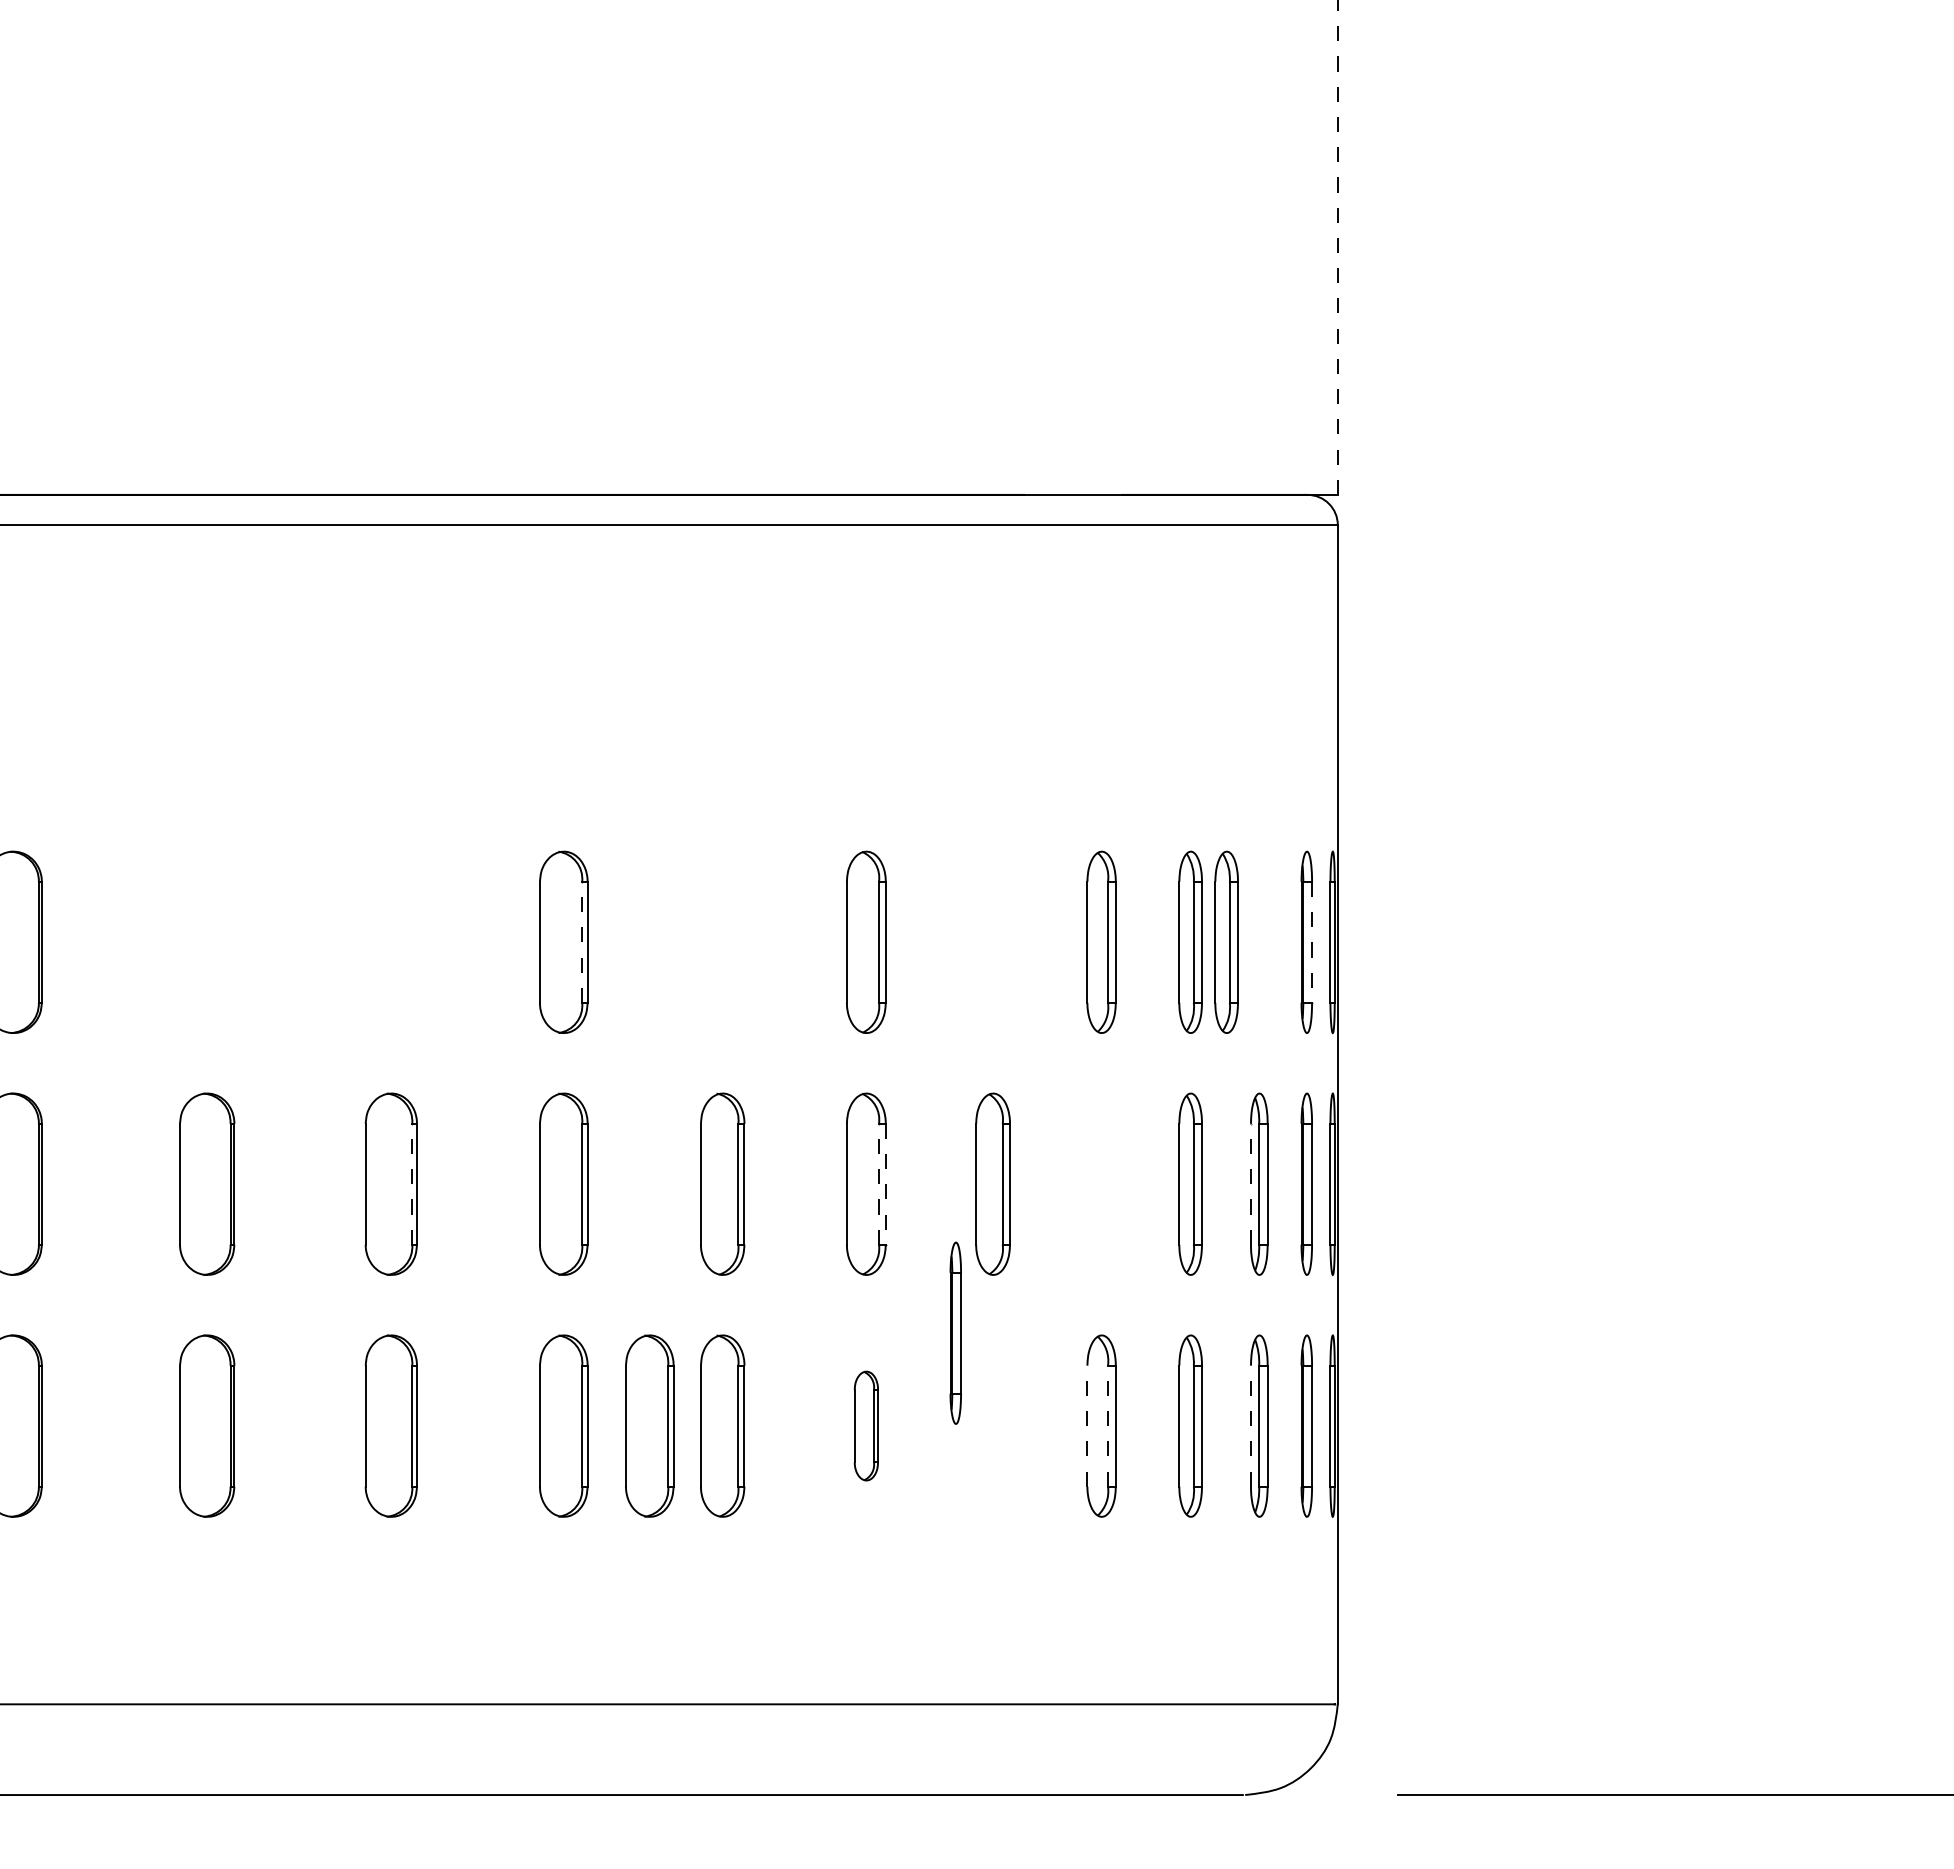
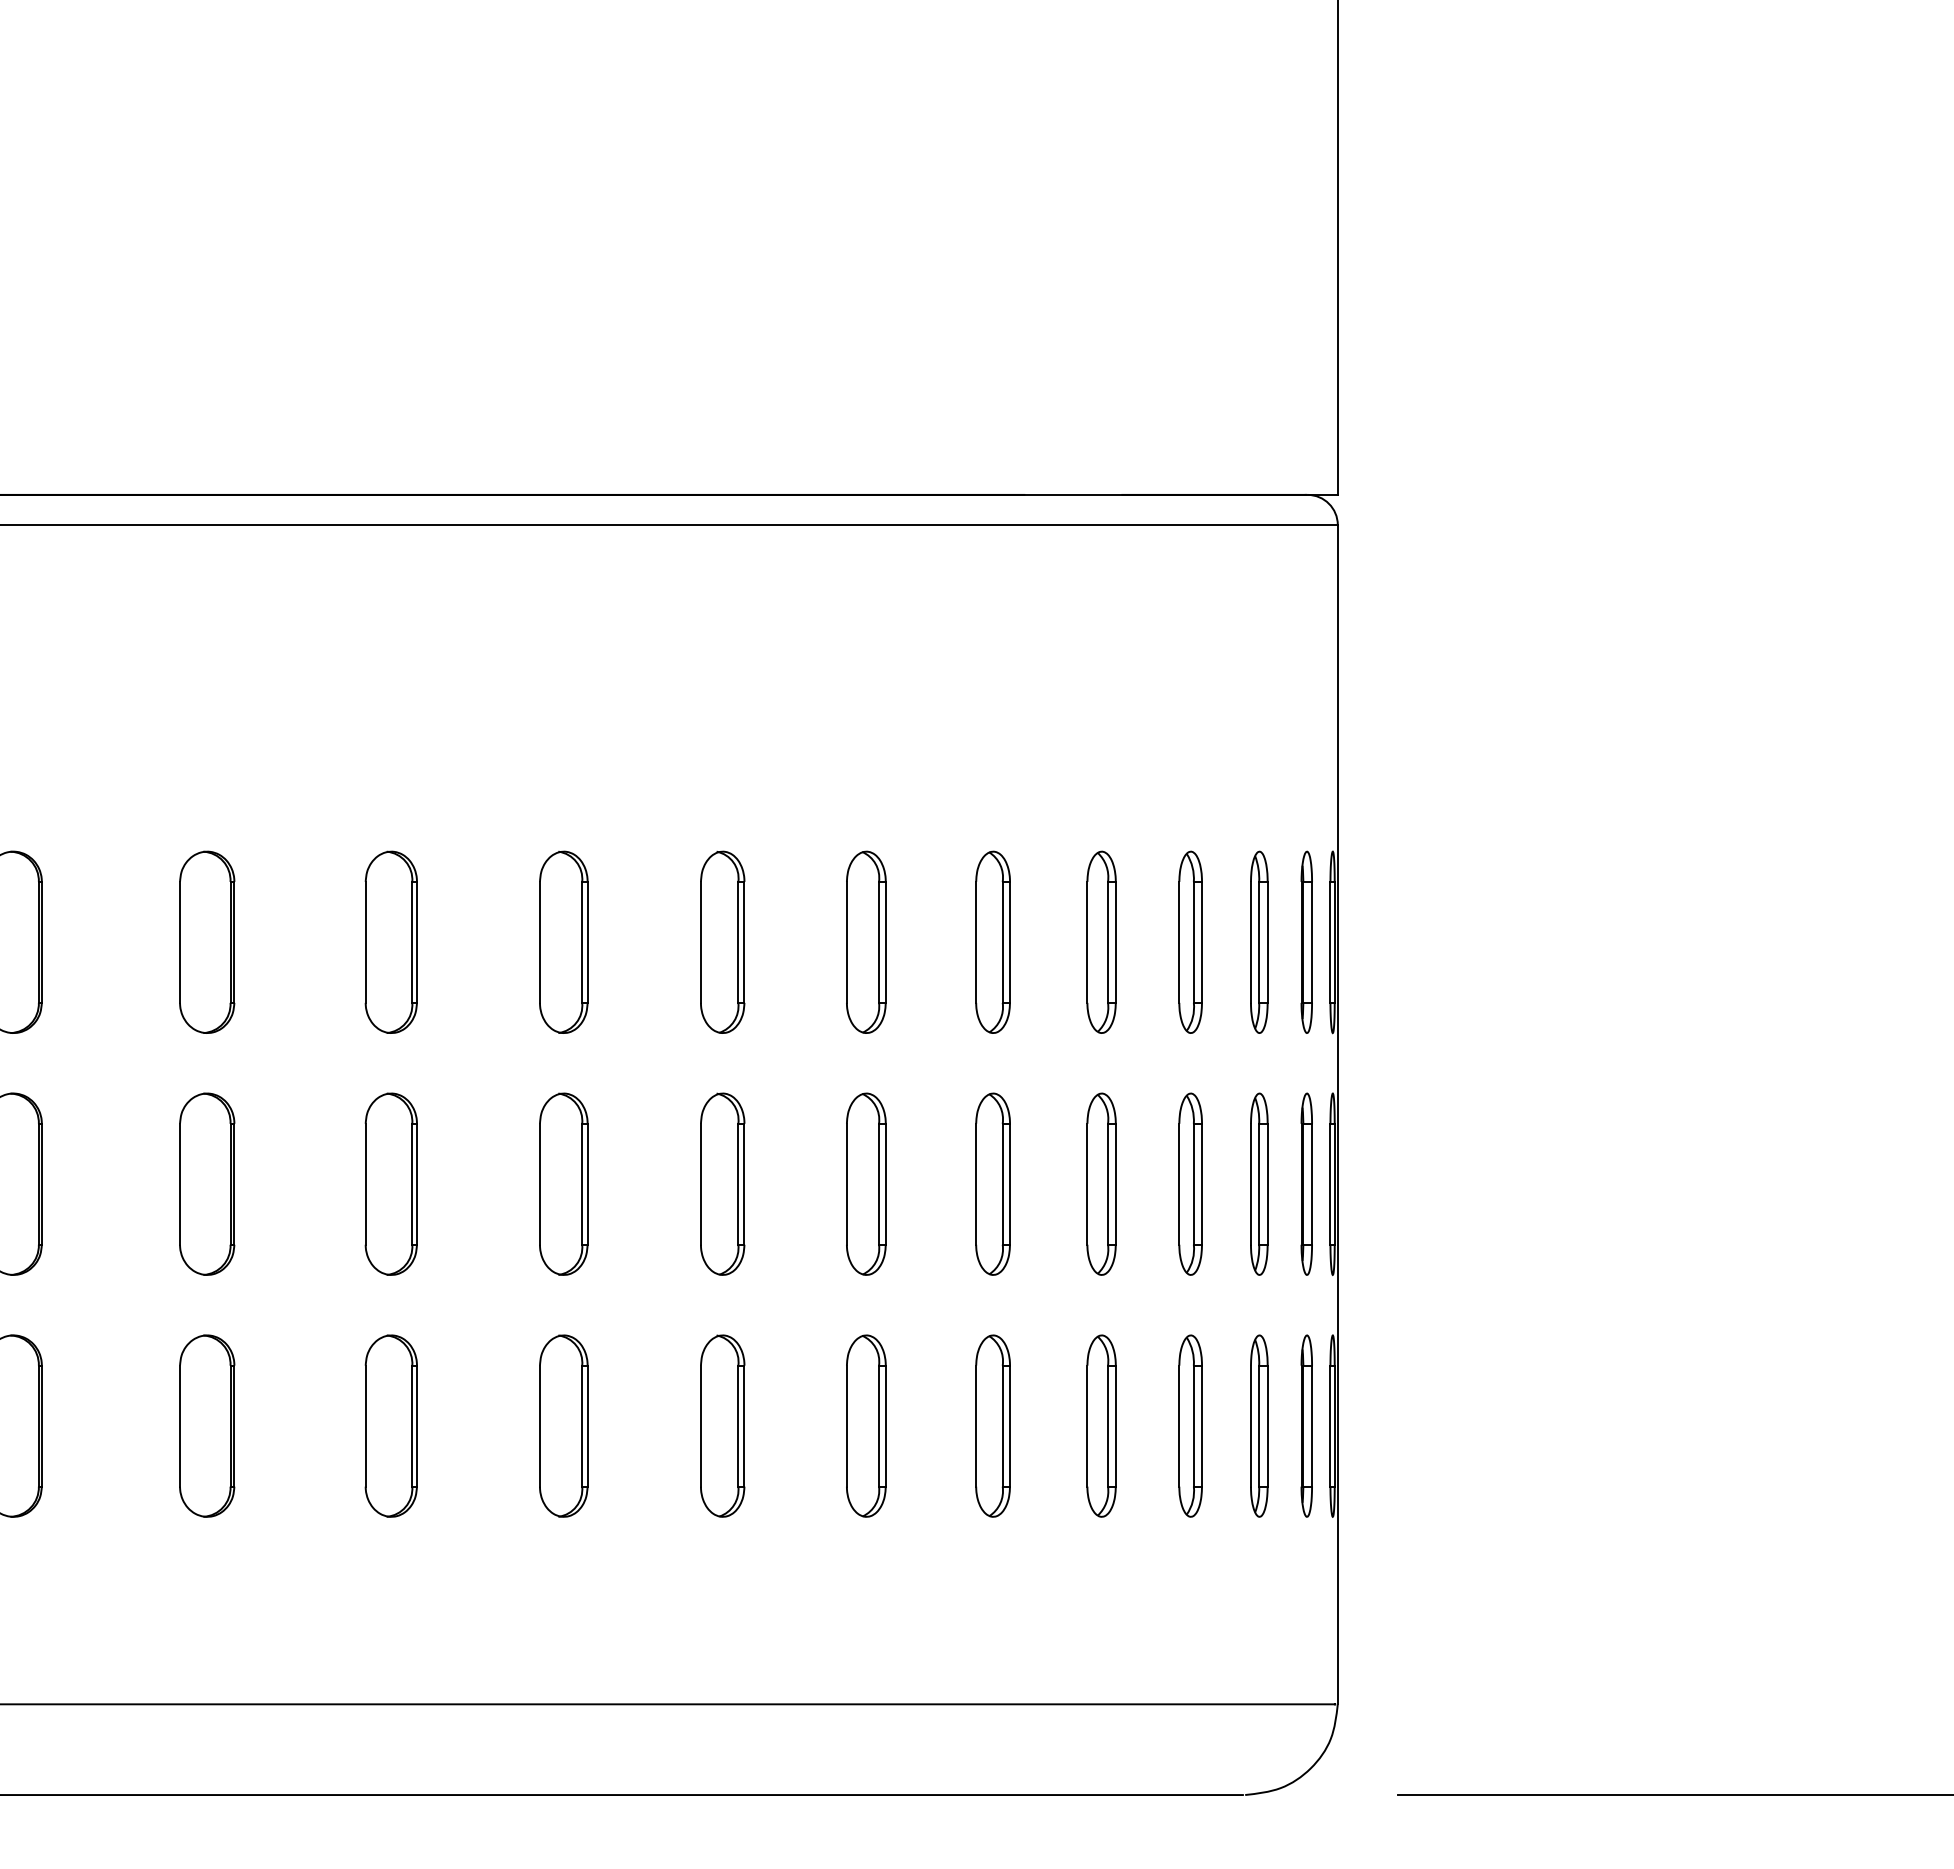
line: dashed -> solid (1337, 247)
part: none -> present (207, 941)
part: none -> present (390, 941)
line: dashed -> solid (582, 941)
part: none -> present (722, 941)
part: none -> present (992, 941)
part: present -> none (1226, 941)
part: none -> present (1259, 941)
line: dashed -> solid (1312, 942)
line: dashed -> solid (412, 1183)
line: dashed -> solid (879, 1183)
part: none -> present (1101, 1183)
line: dashed -> solid (1250, 1183)
line: dashed -> solid (885, 1184)
part: present -> none (955, 1332)
part: present -> none (649, 1425)
part size: 26x112 px -> 41x184 px (866, 1425)
part: none -> present (992, 1425)
line: dashed -> solid (1087, 1425)
line: dashed -> solid (1108, 1425)
line: dashed -> solid (1250, 1425)
